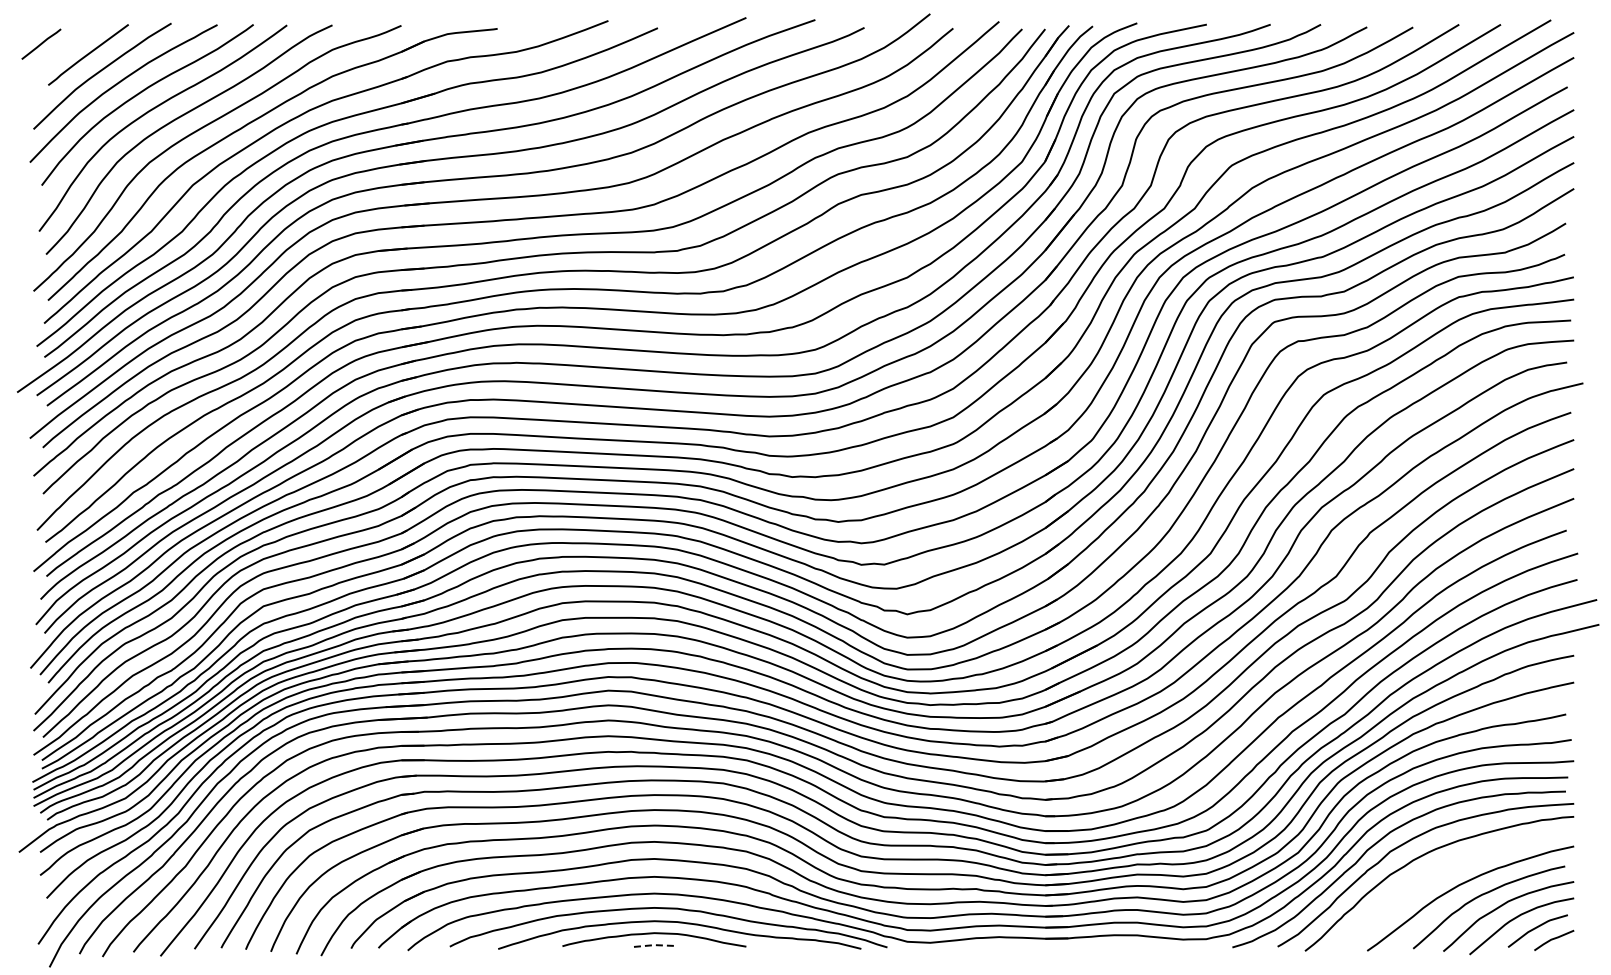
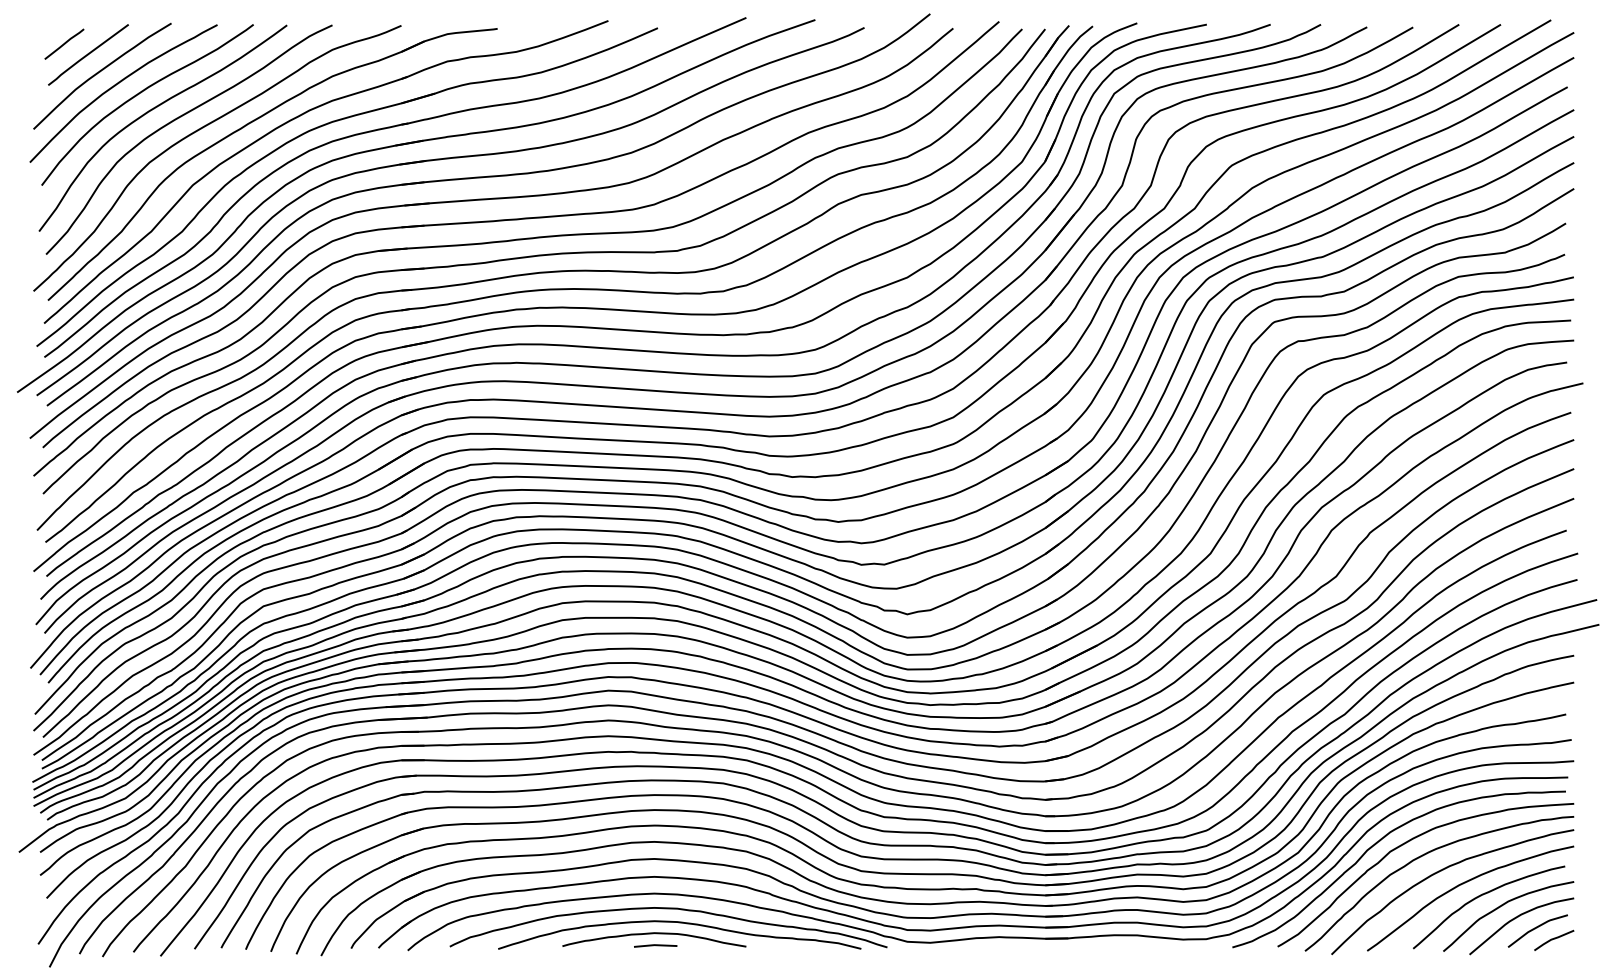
line position: (41, 43) -> (64, 43) (64, 43)
curve: none -> present (1441, 871)
line: dashed -> solid (655, 945)
